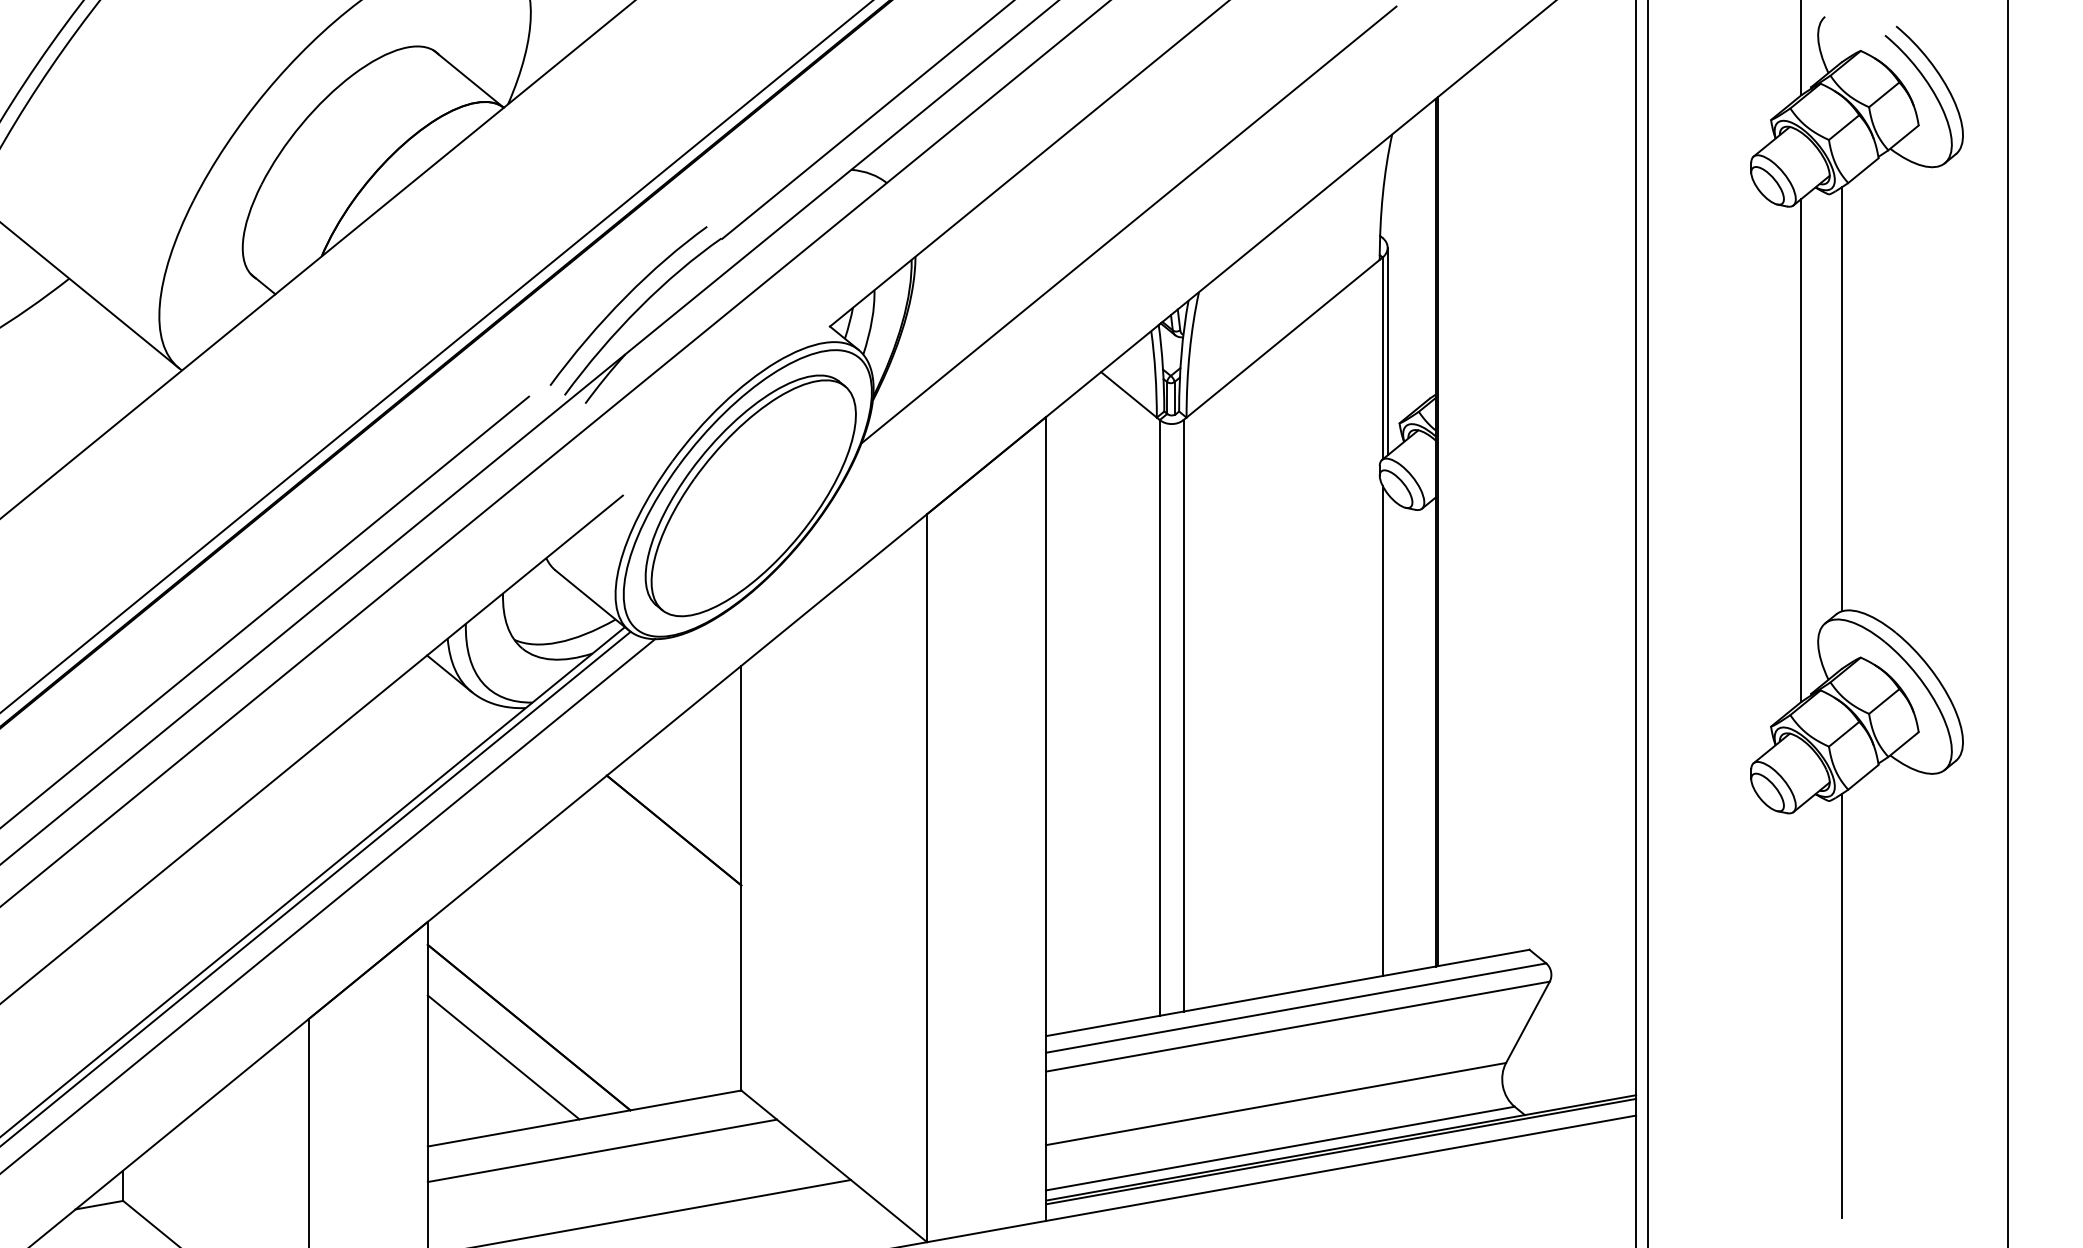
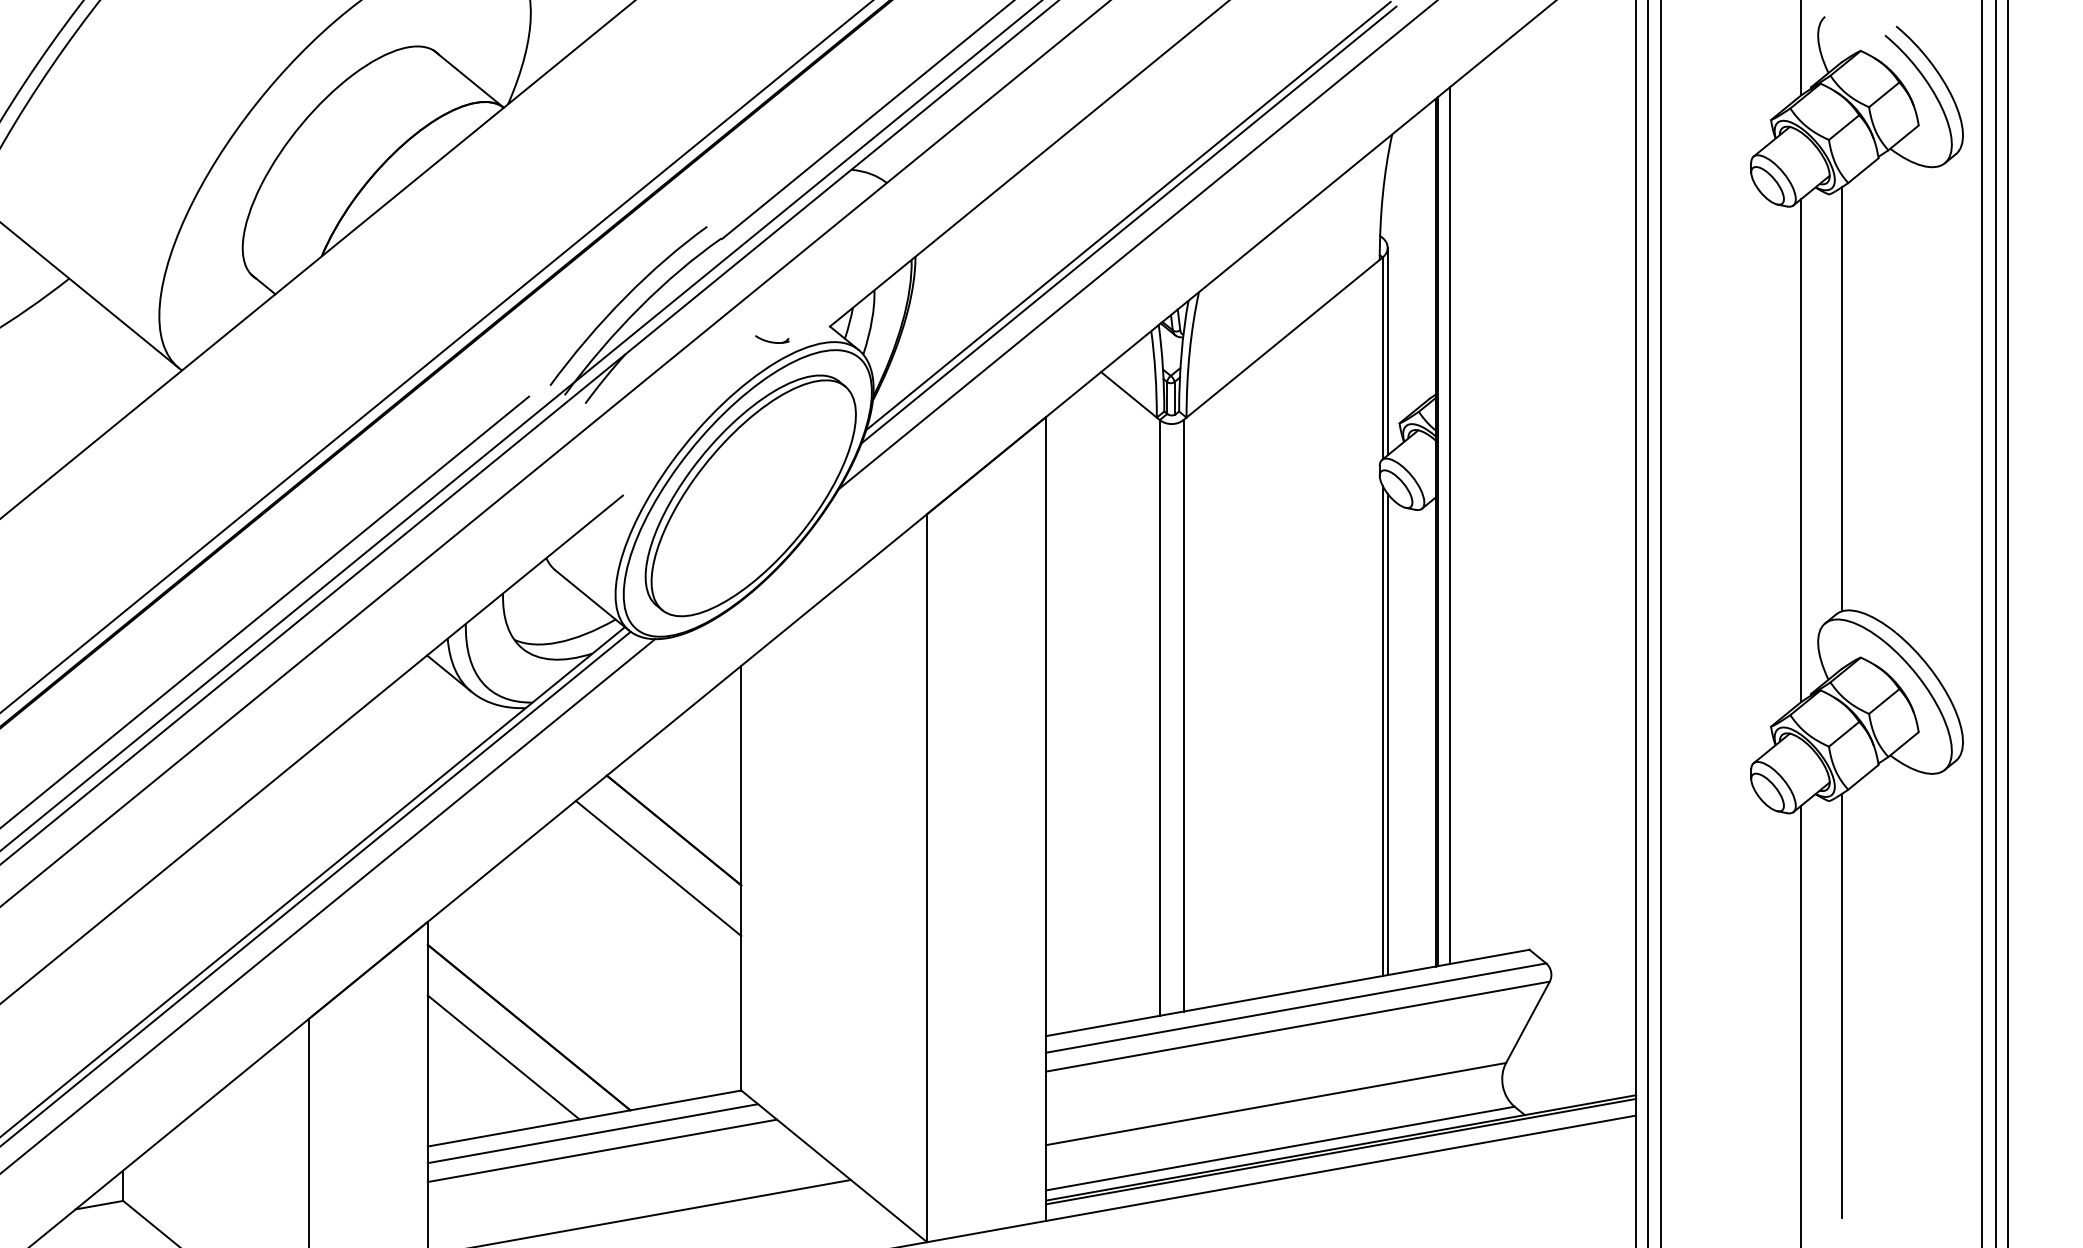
line: none -> present (1127, 216)
line: none -> present (1136, 245)
part: none -> present (772, 339)
line: none -> present (520, 425)
line: none -> present (1450, 524)
line: none -> present (1661, 623)
line: none -> present (1982, 623)
line: none -> present (1995, 623)
line: none -> present (1387, 734)
line: none -> present (658, 868)
line: none -> present (1801, 1024)
line: none -> present (592, 1133)
